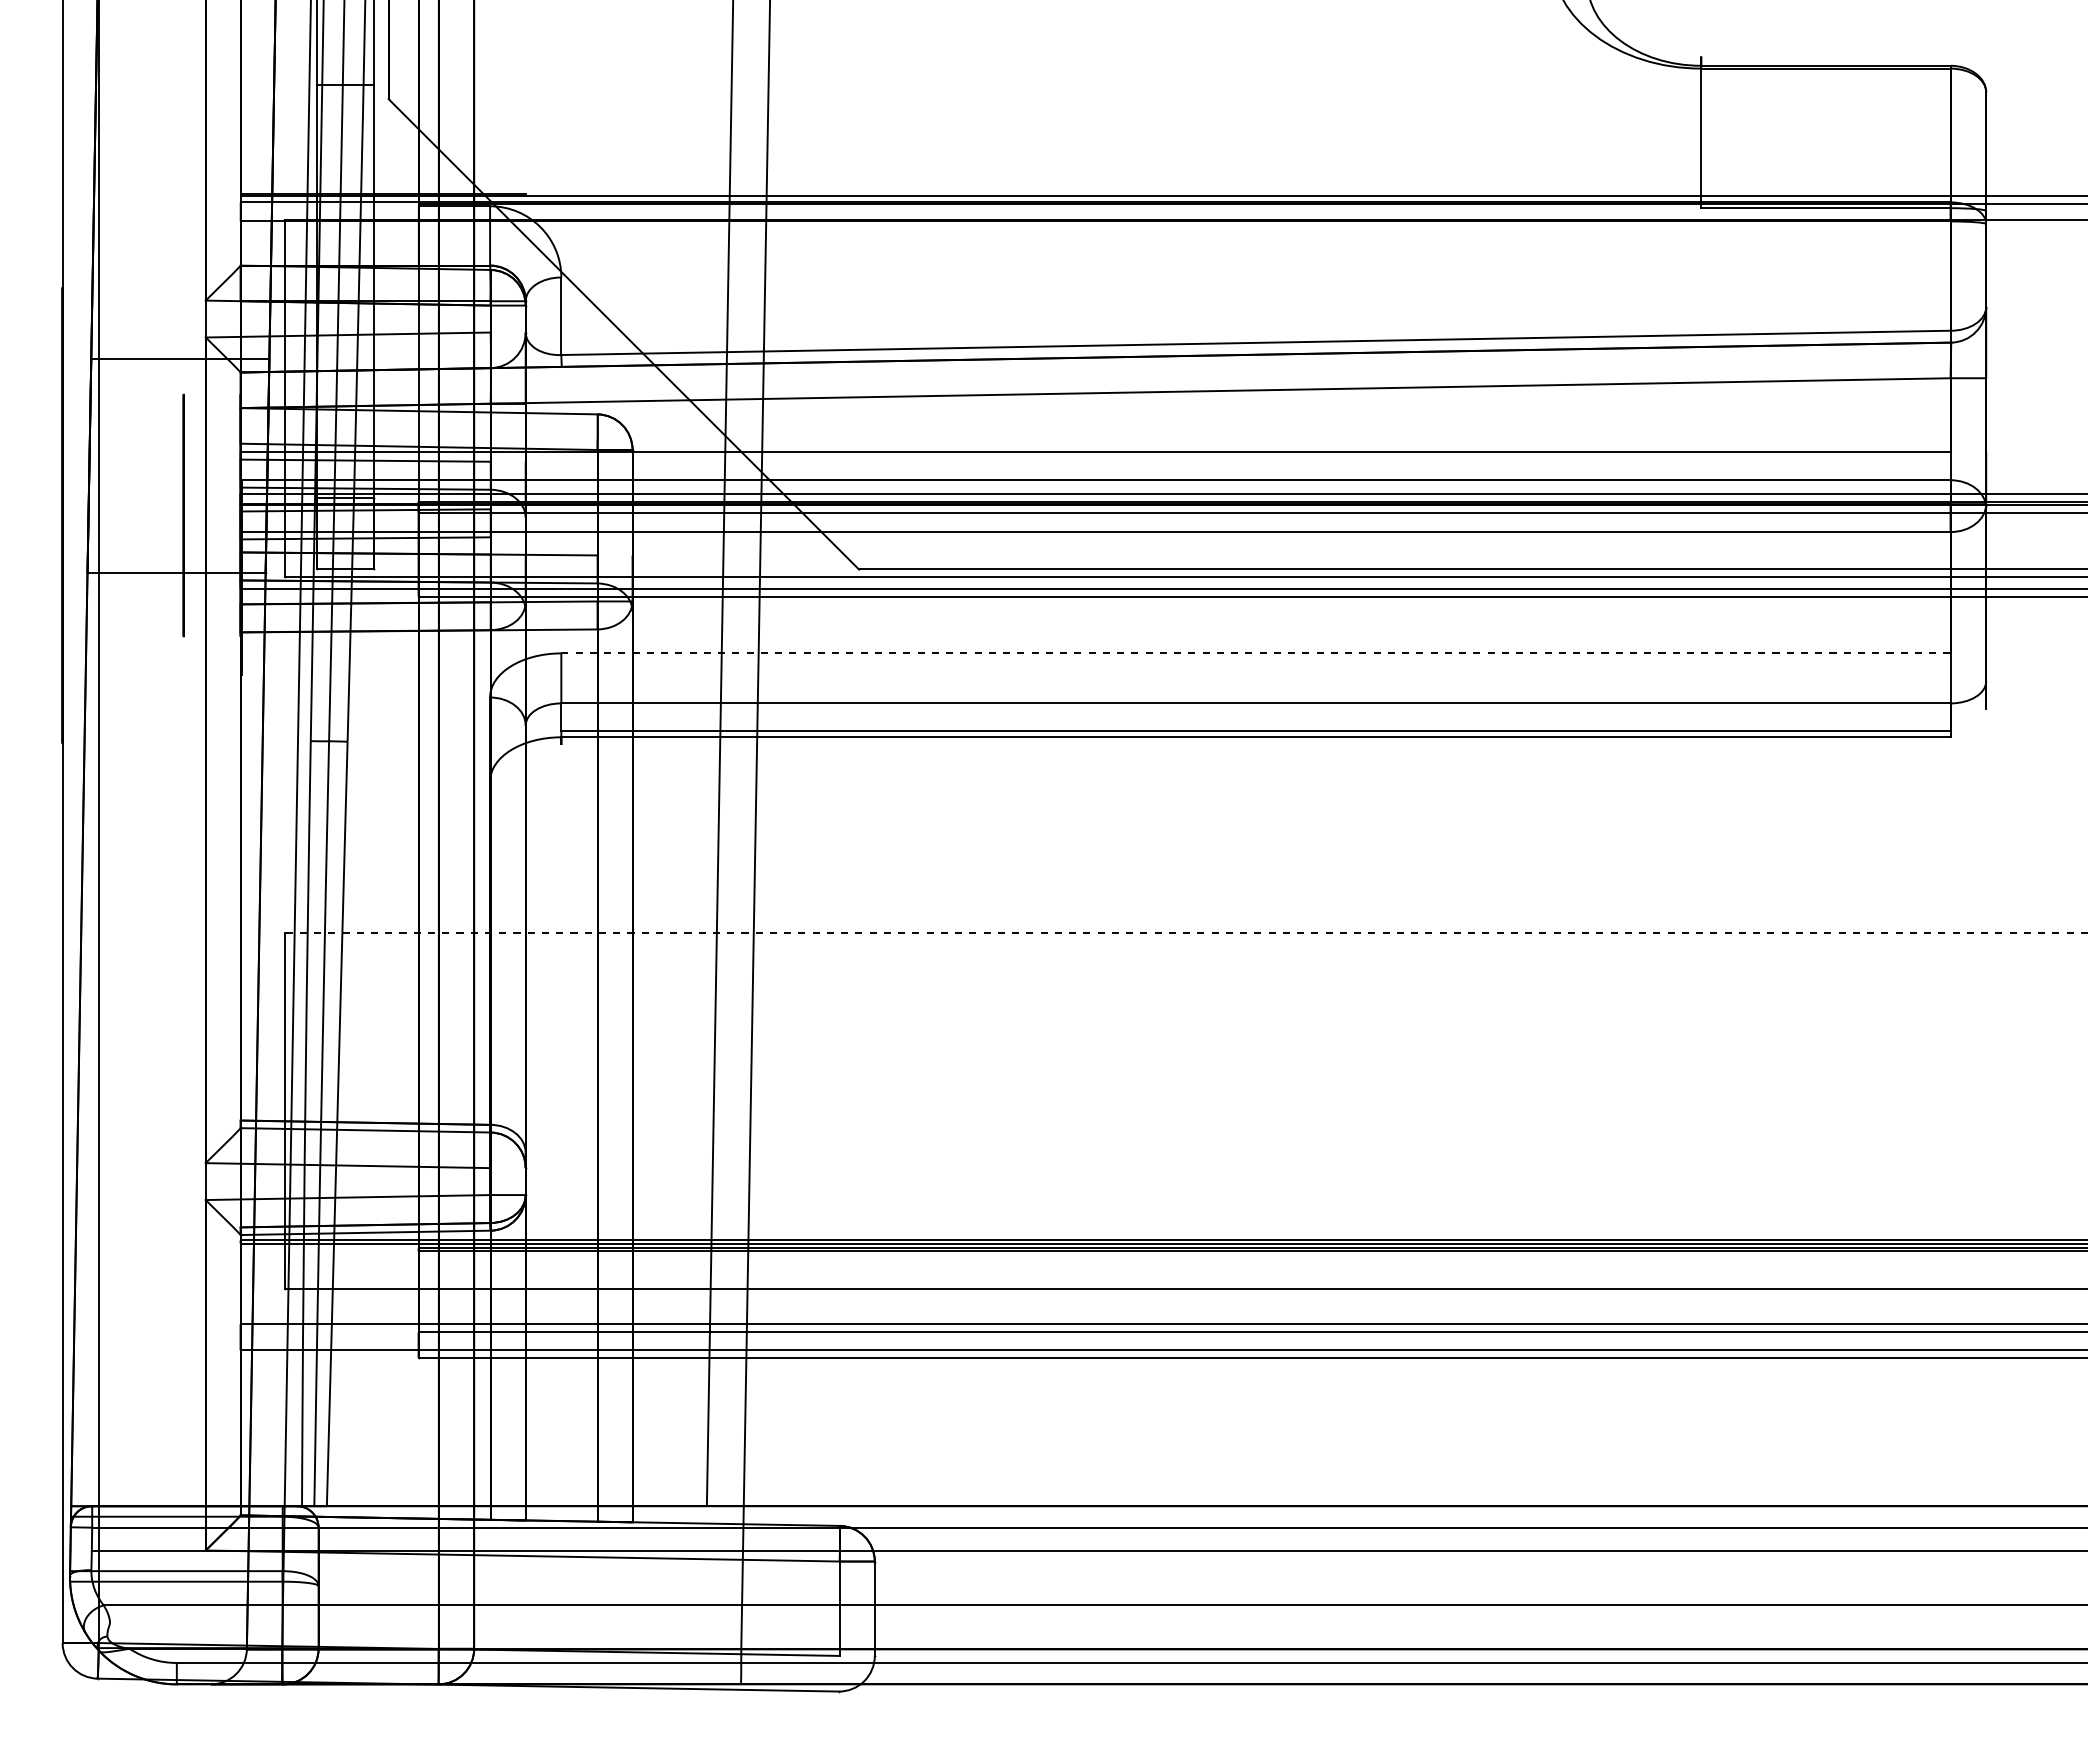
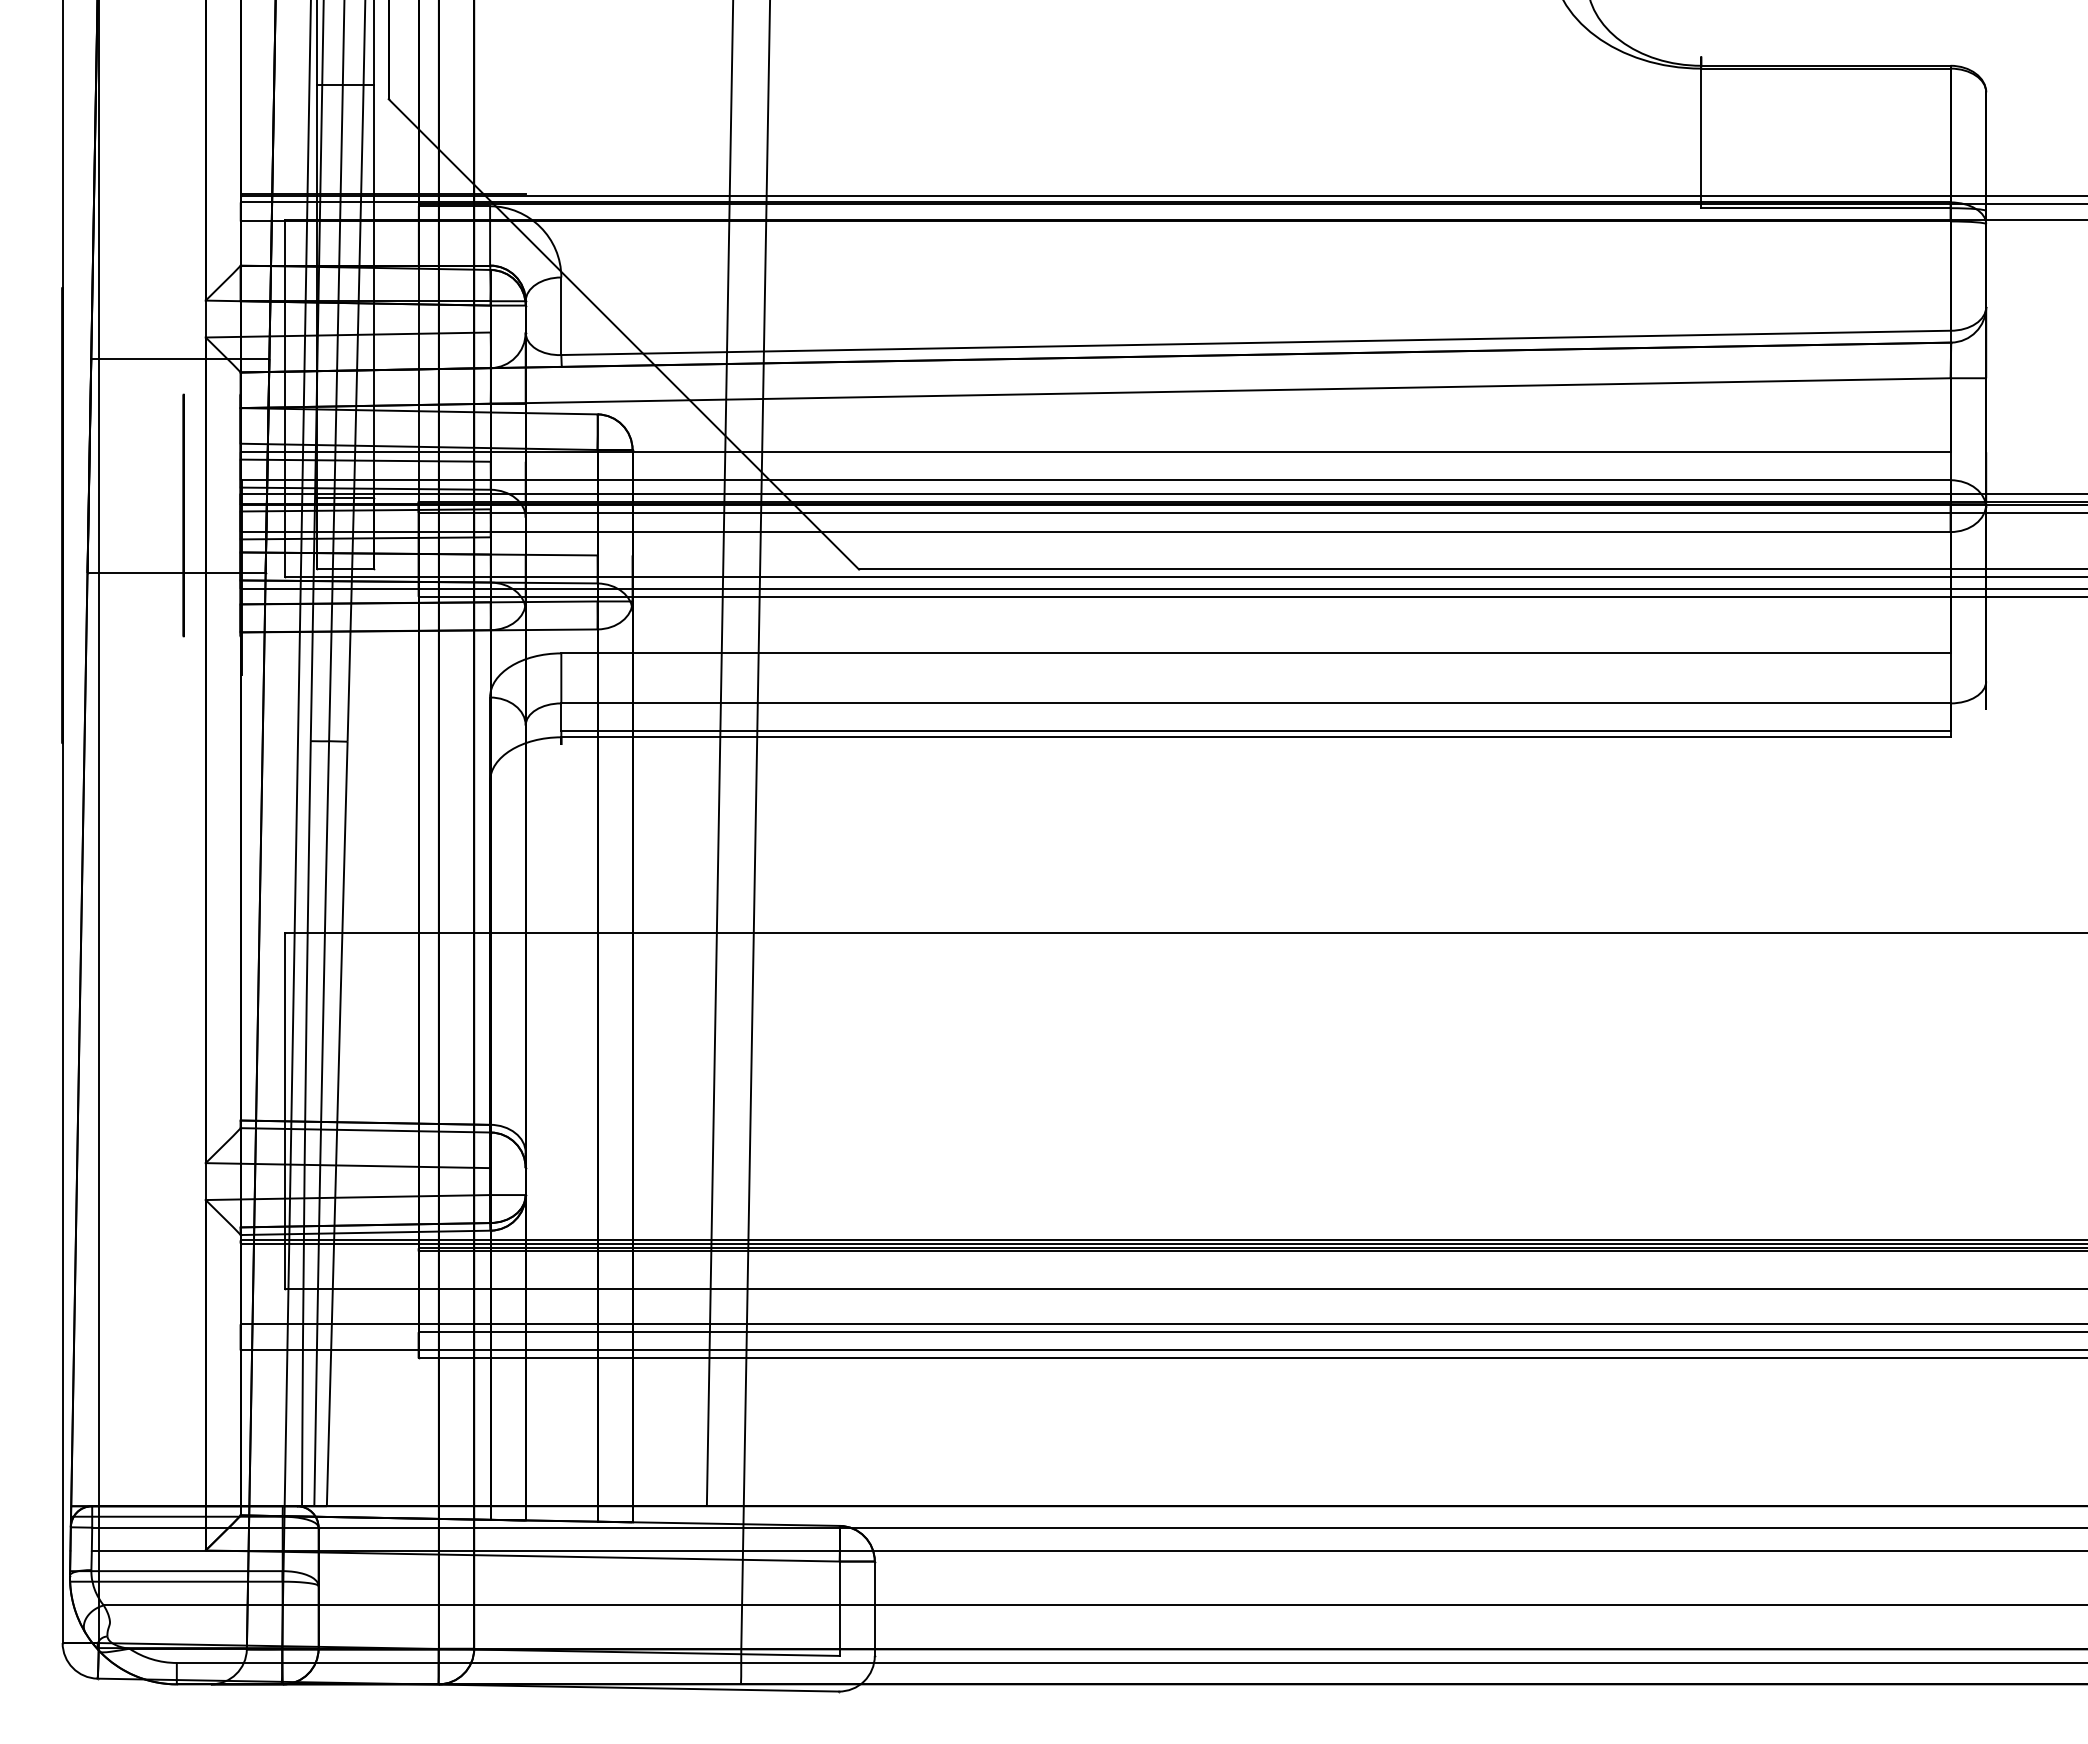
line: dashed -> solid (1255, 653)
line: dashed -> solid (1186, 932)
